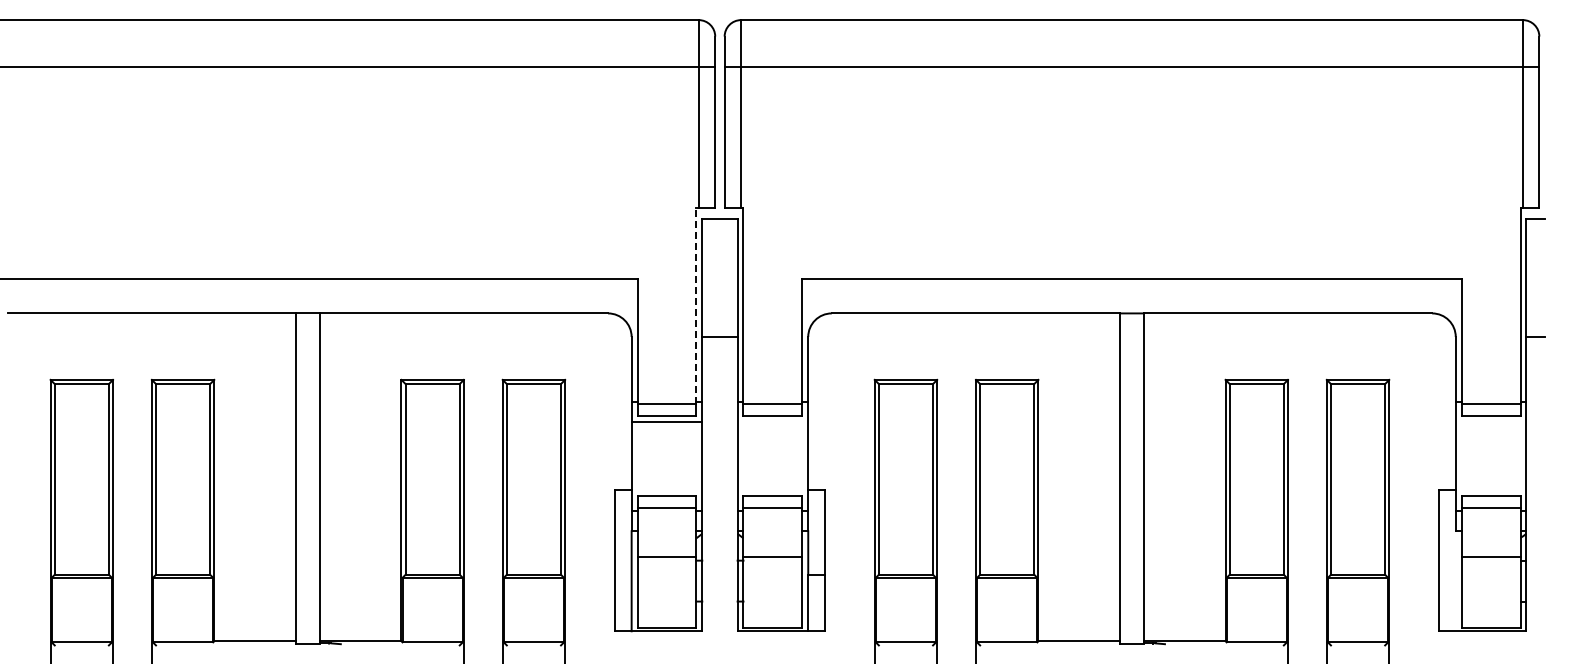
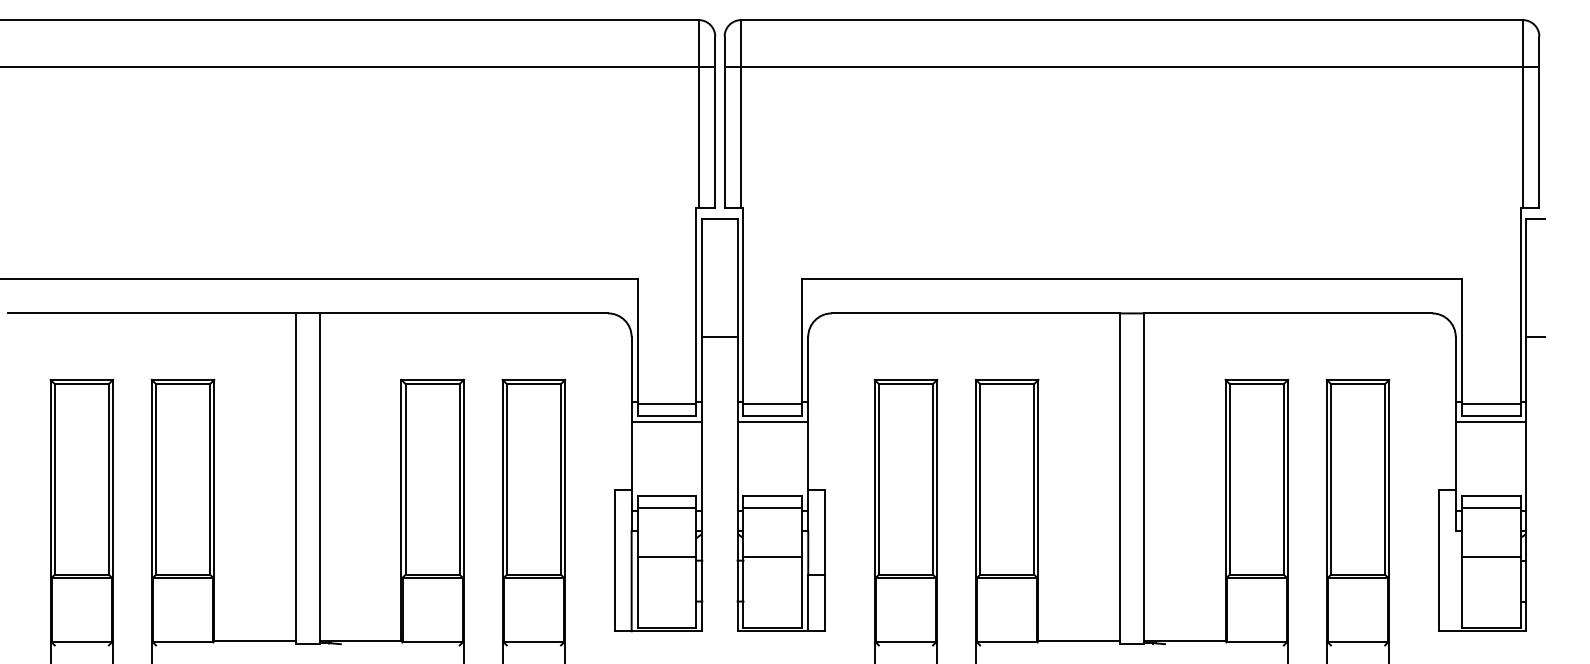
line: dashed -> solid (696, 306)
line: none -> present (772, 422)
line: none -> present (1490, 422)
